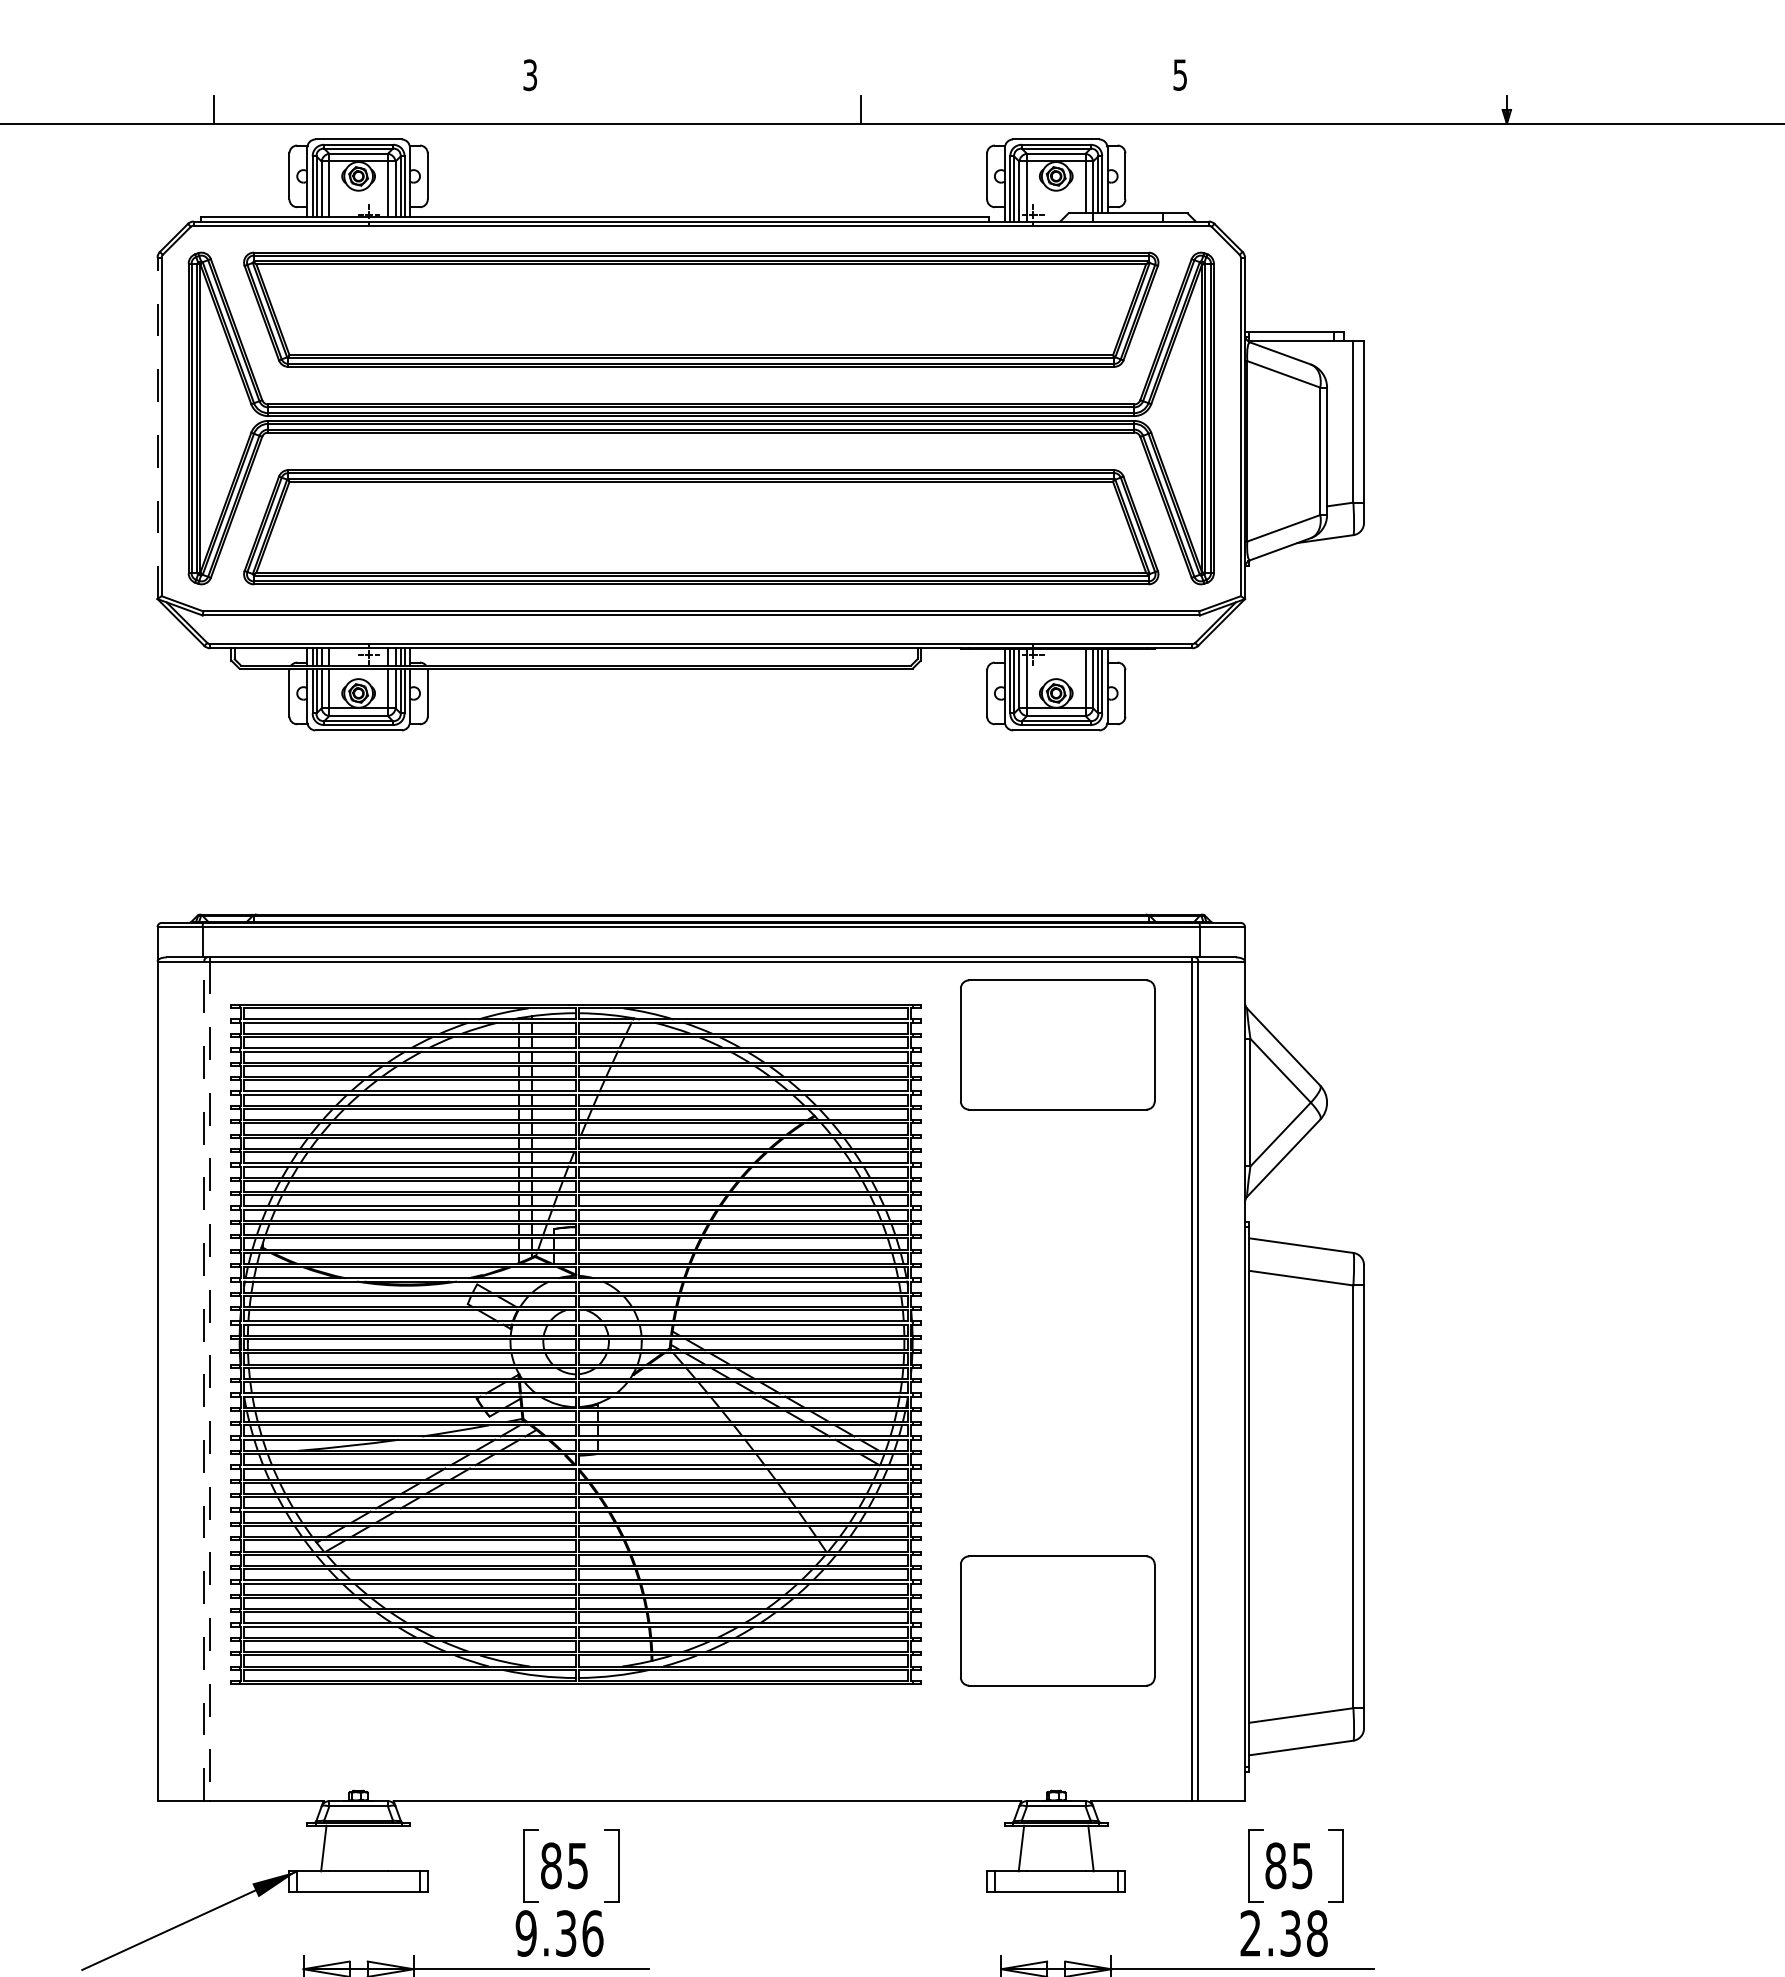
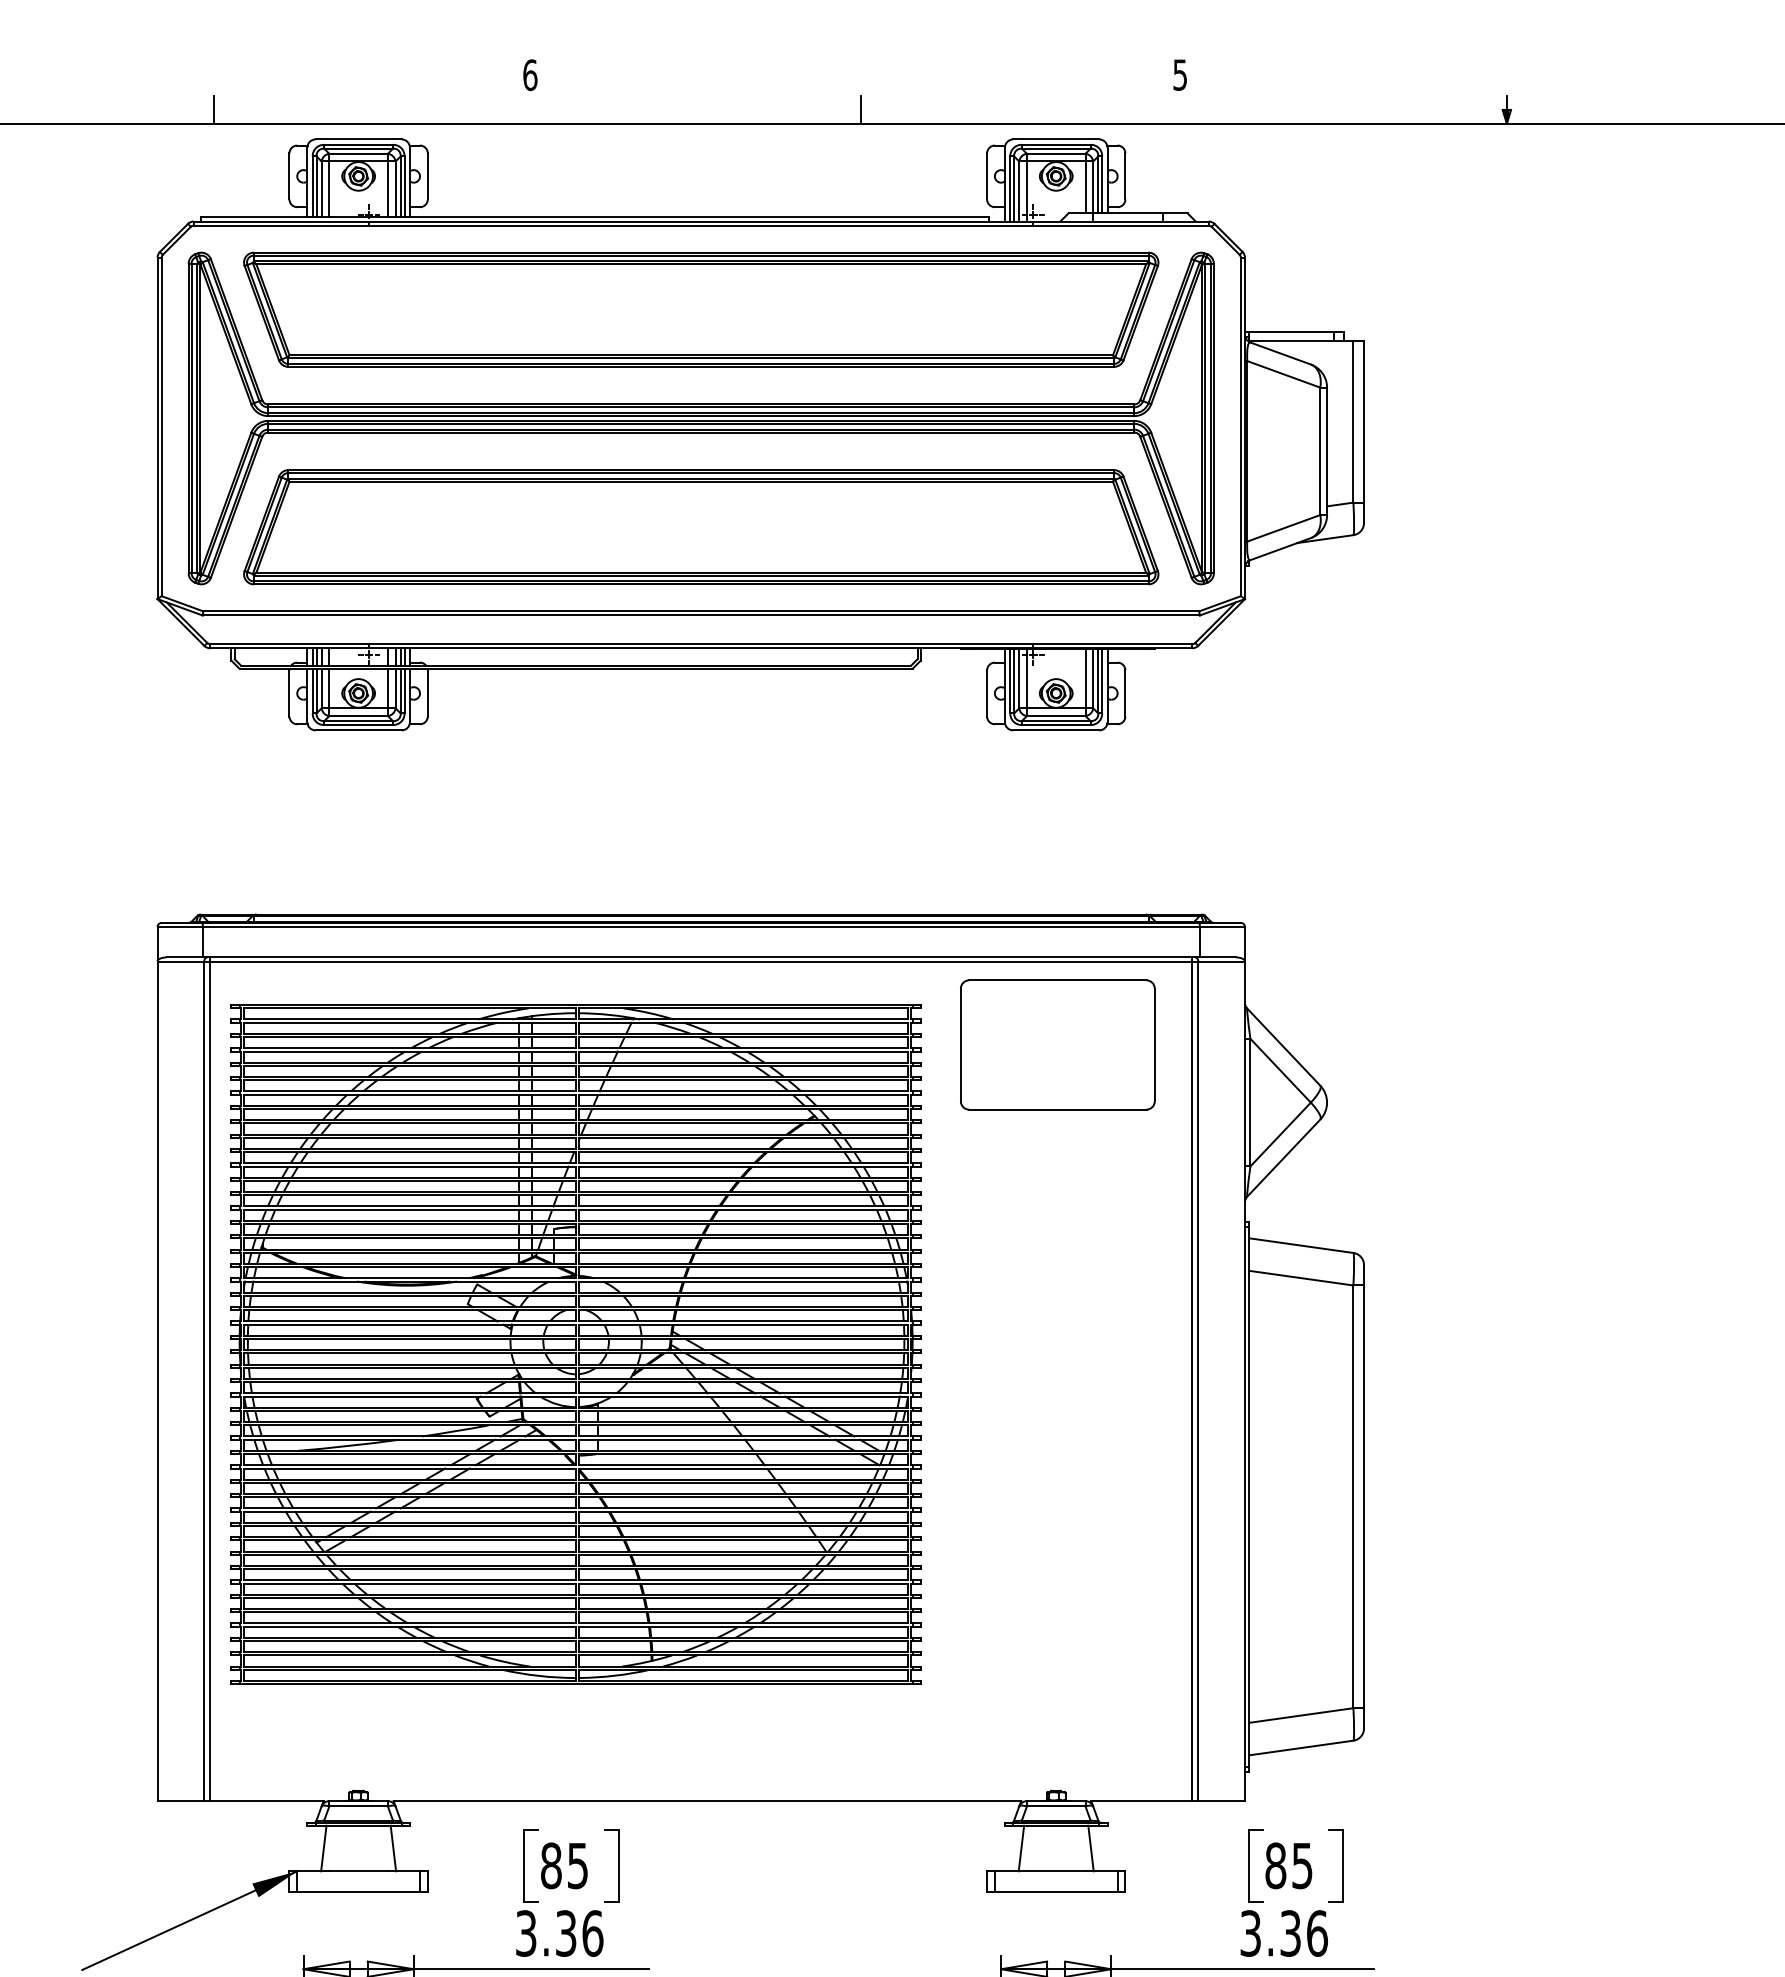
text: 3 -> 6 (530, 75)
line: dashed -> solid (157, 428)
line: dashed -> solid (204, 1381)
line: dashed -> solid (210, 1381)
part: present -> none (1057, 1620)
line: none -> present (393, 1848)
text: 9.36 -> 3.36 (525, 1933)
text: 2.38 -> 3.36 (1284, 1933)
